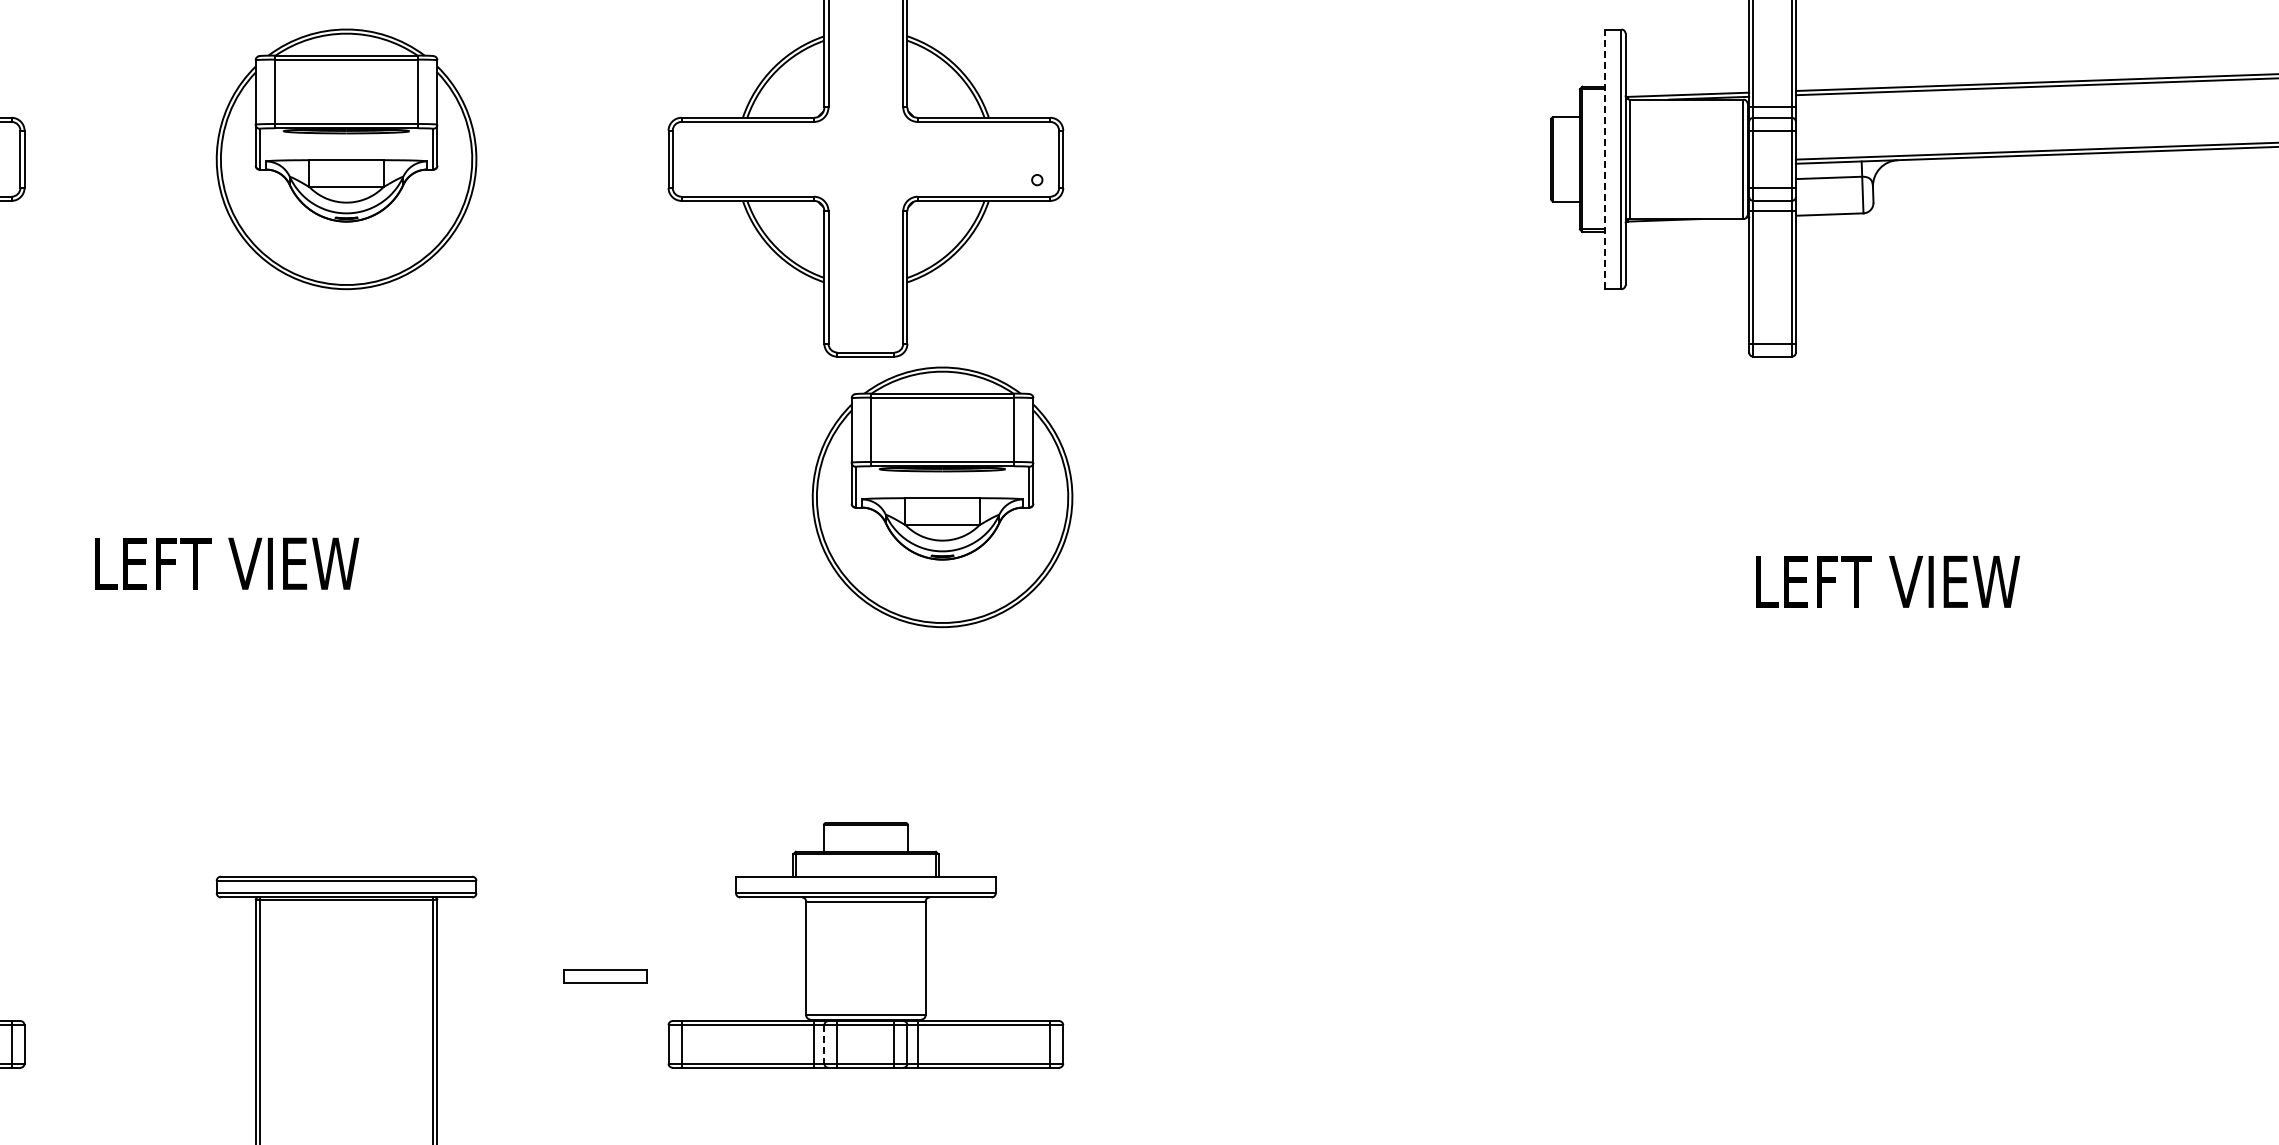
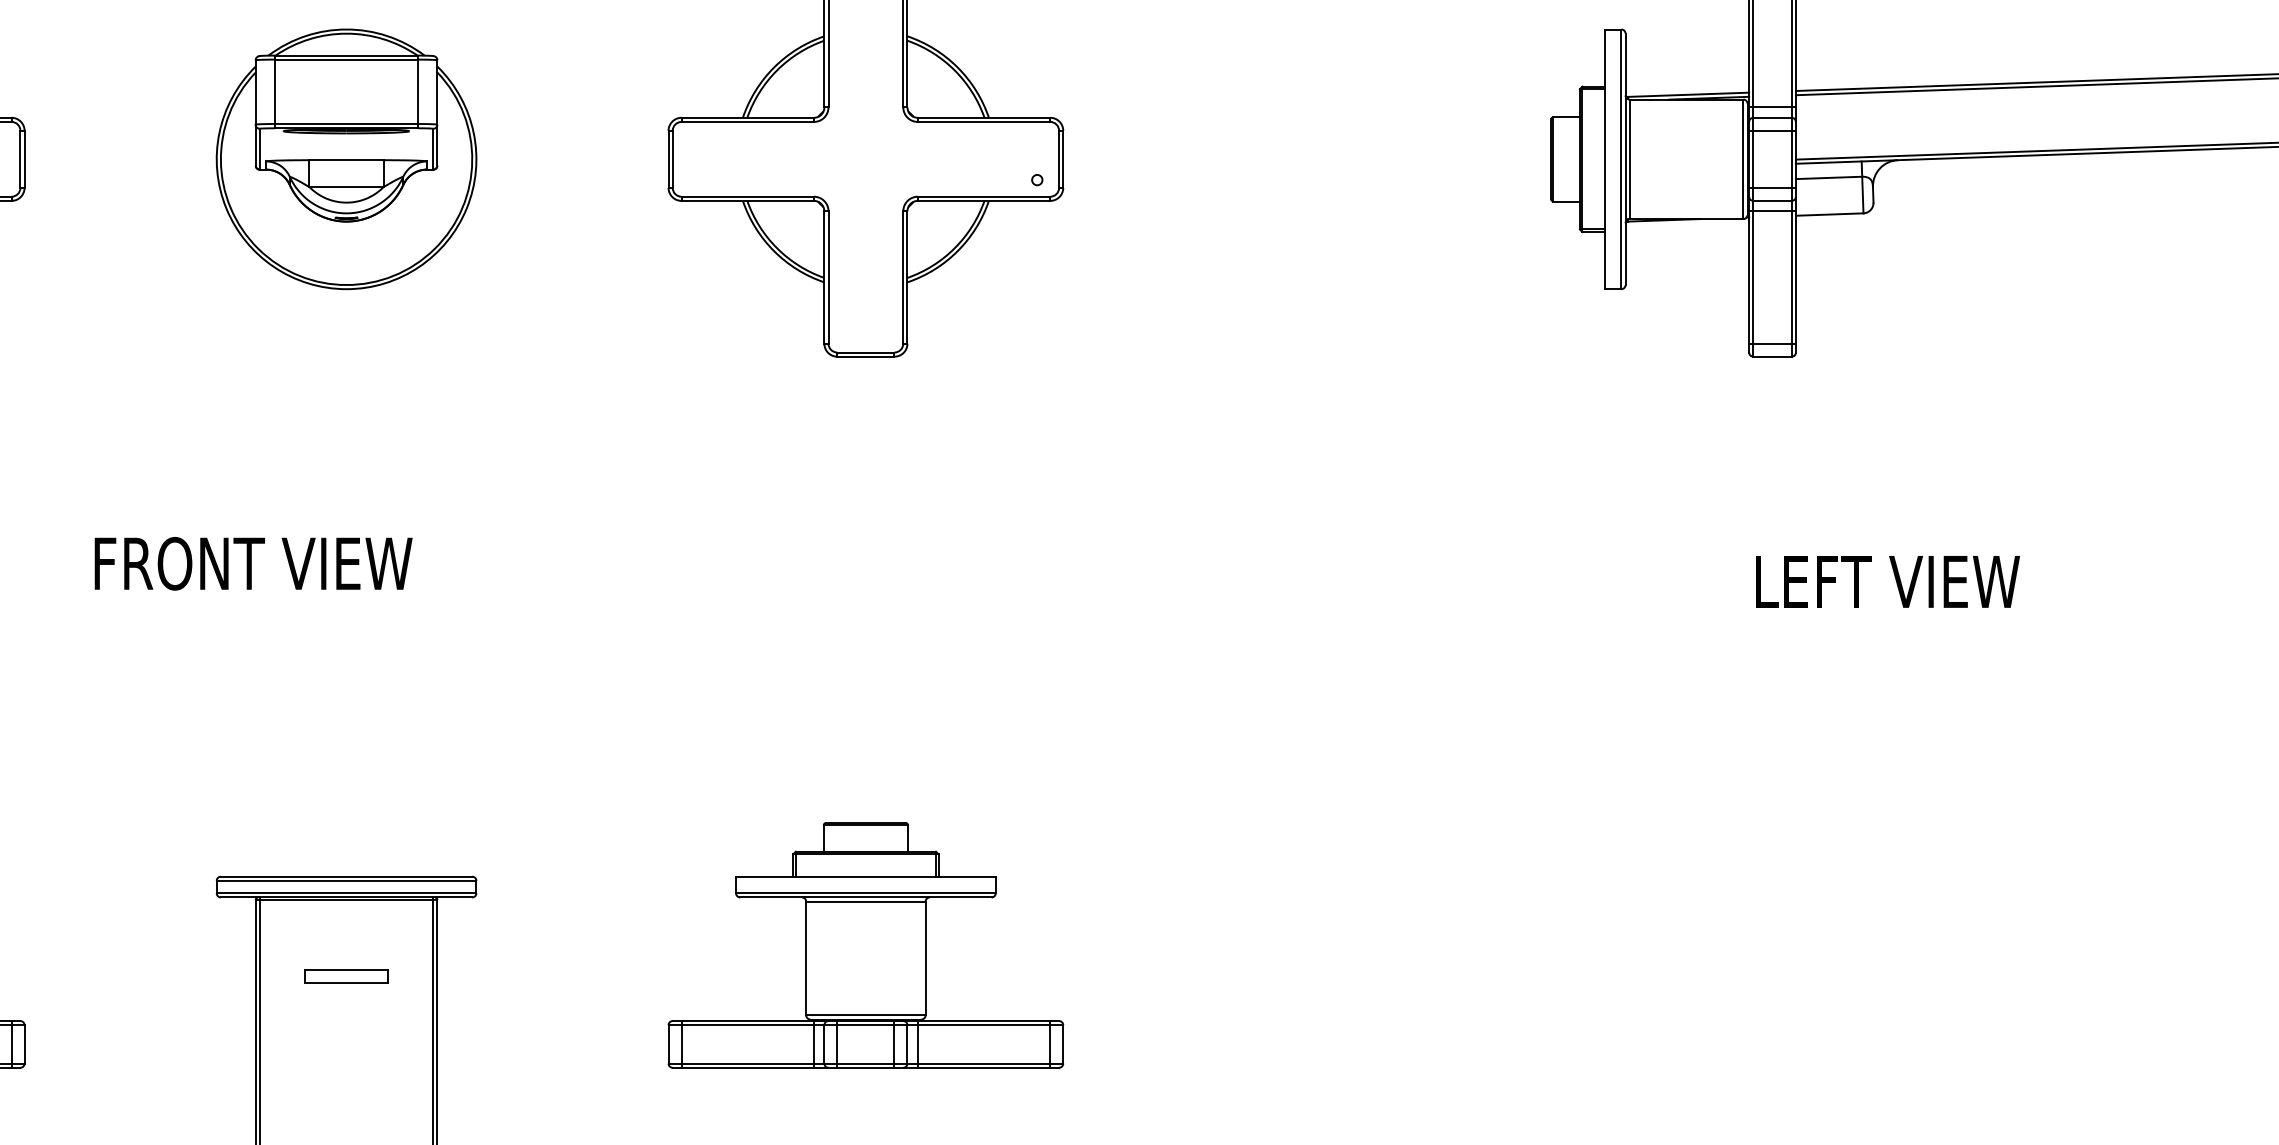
line: dashed -> solid (1604, 159)
part: present -> none (942, 497)
text: LEFT VIEW -> FRONT VIEW (253, 563)
part position: (605, 976) -> (346, 976) (346, 976)
line: dashed -> solid (824, 1044)
